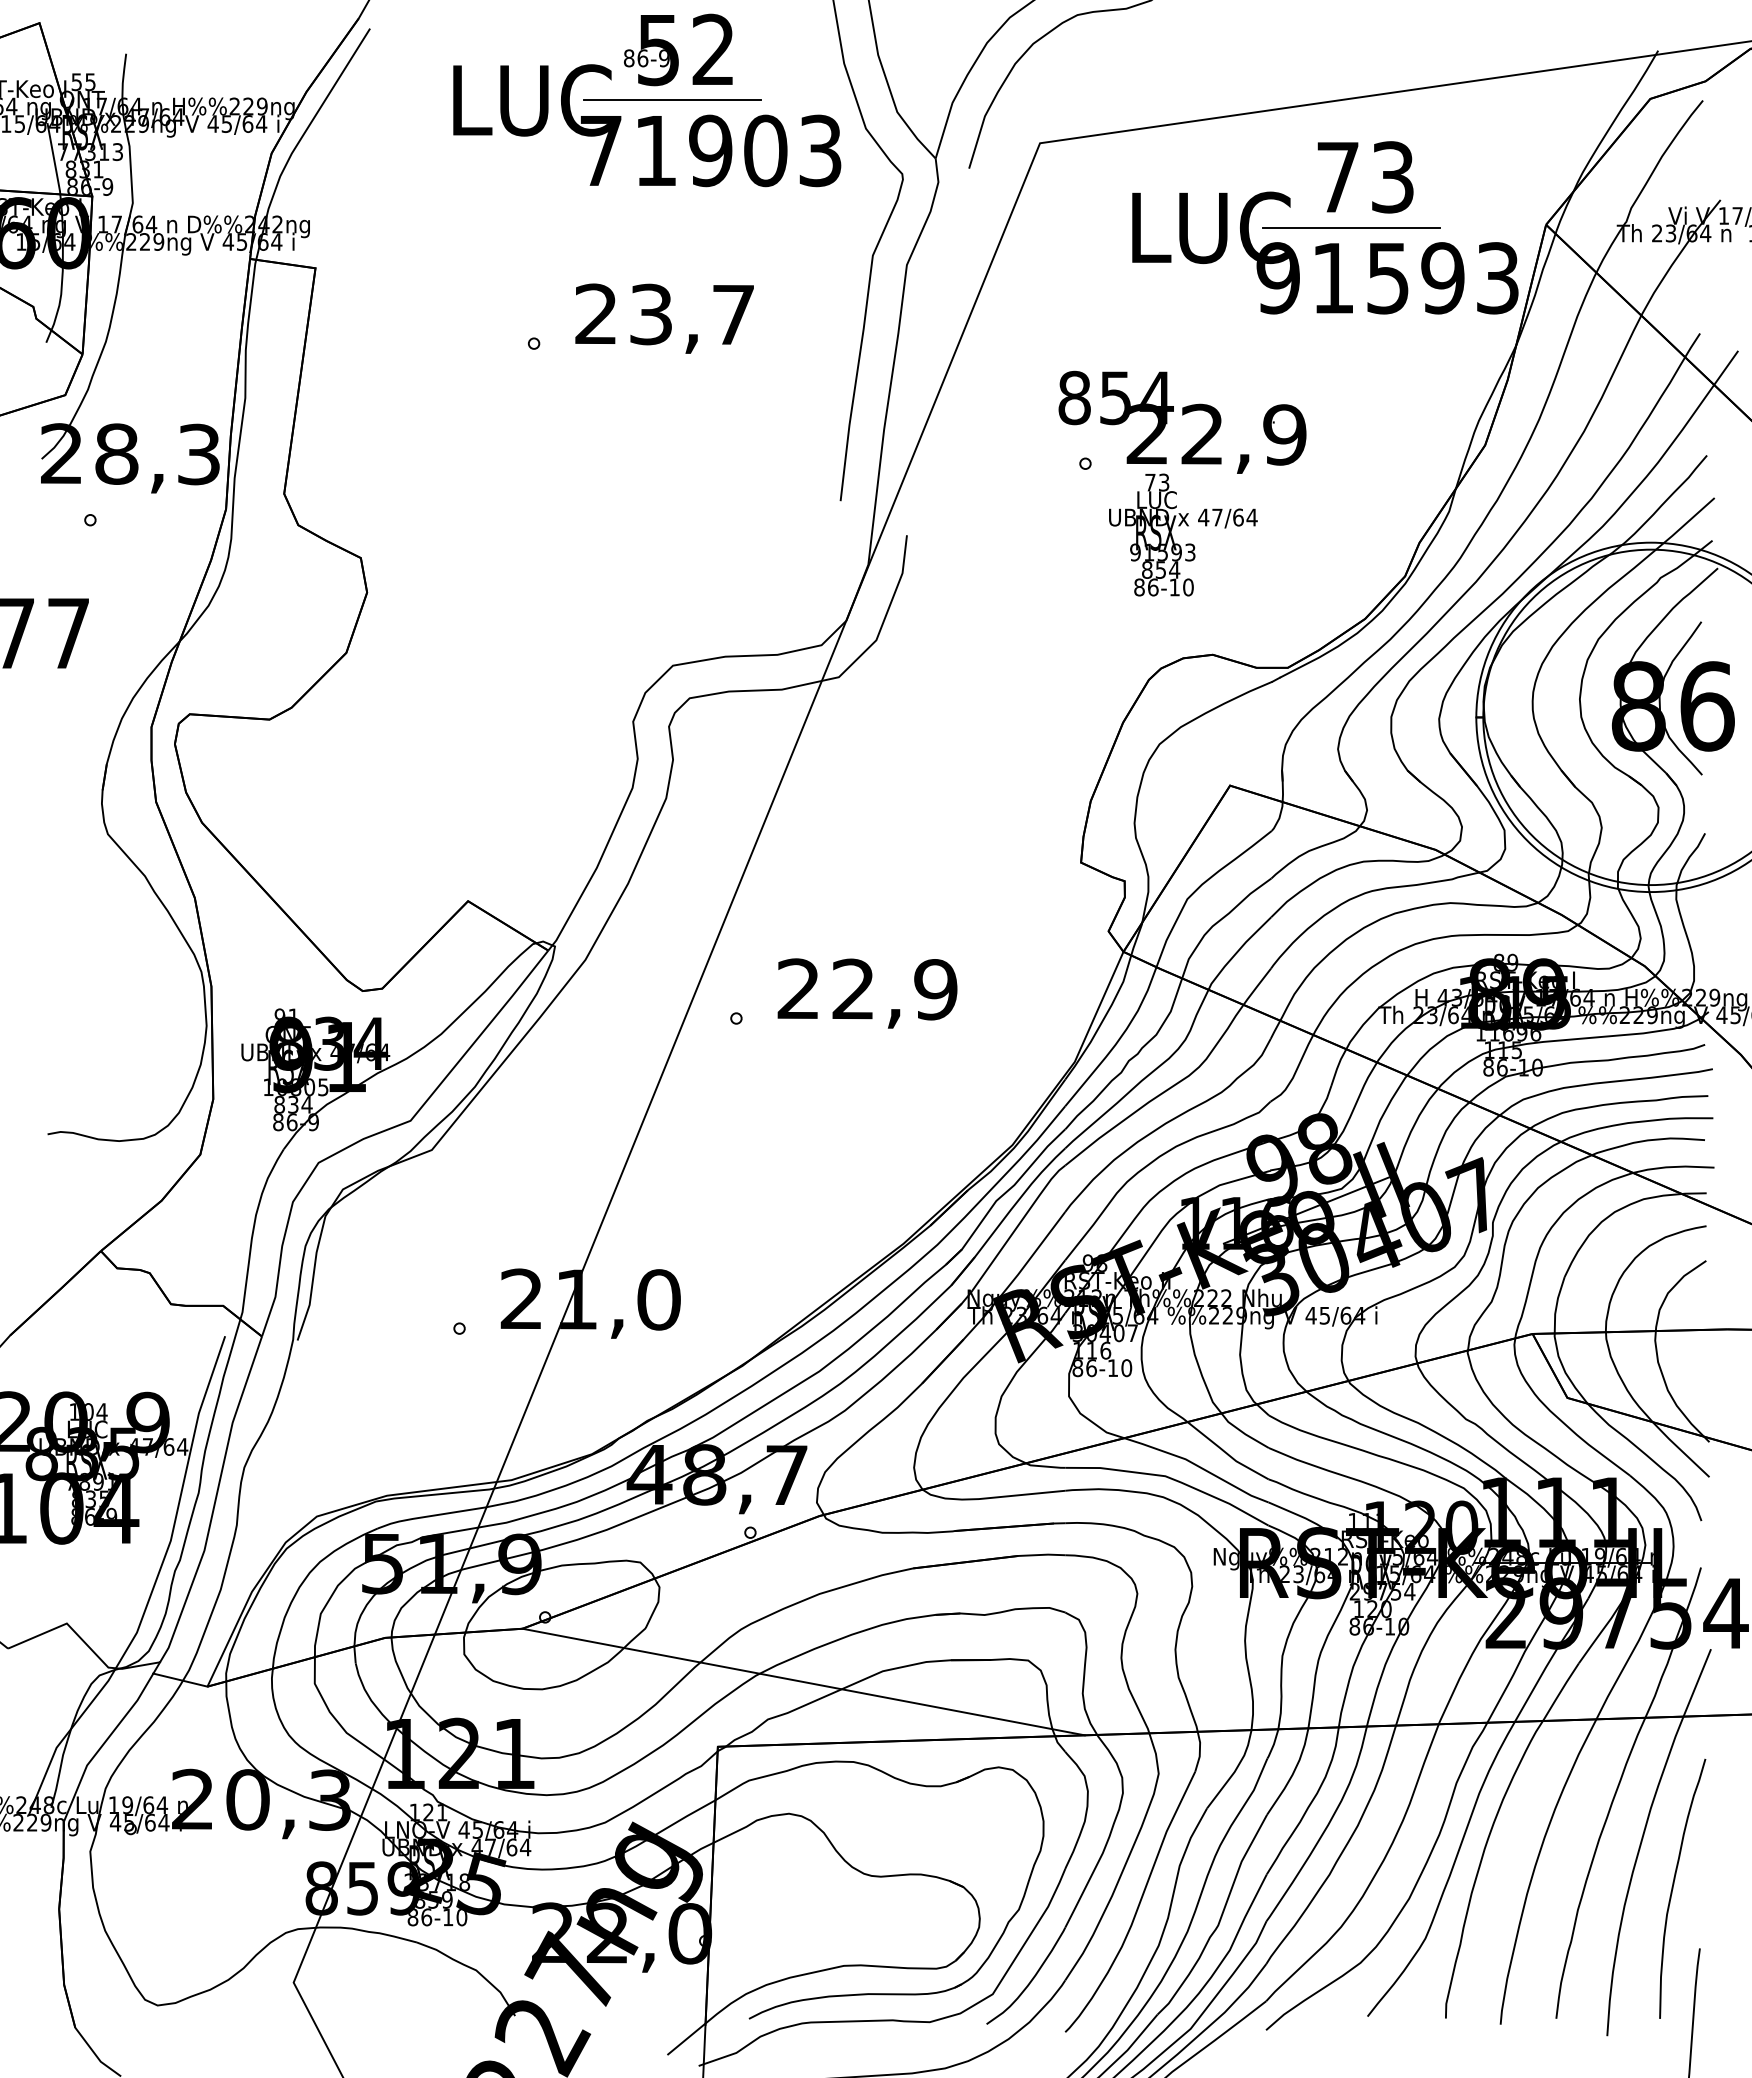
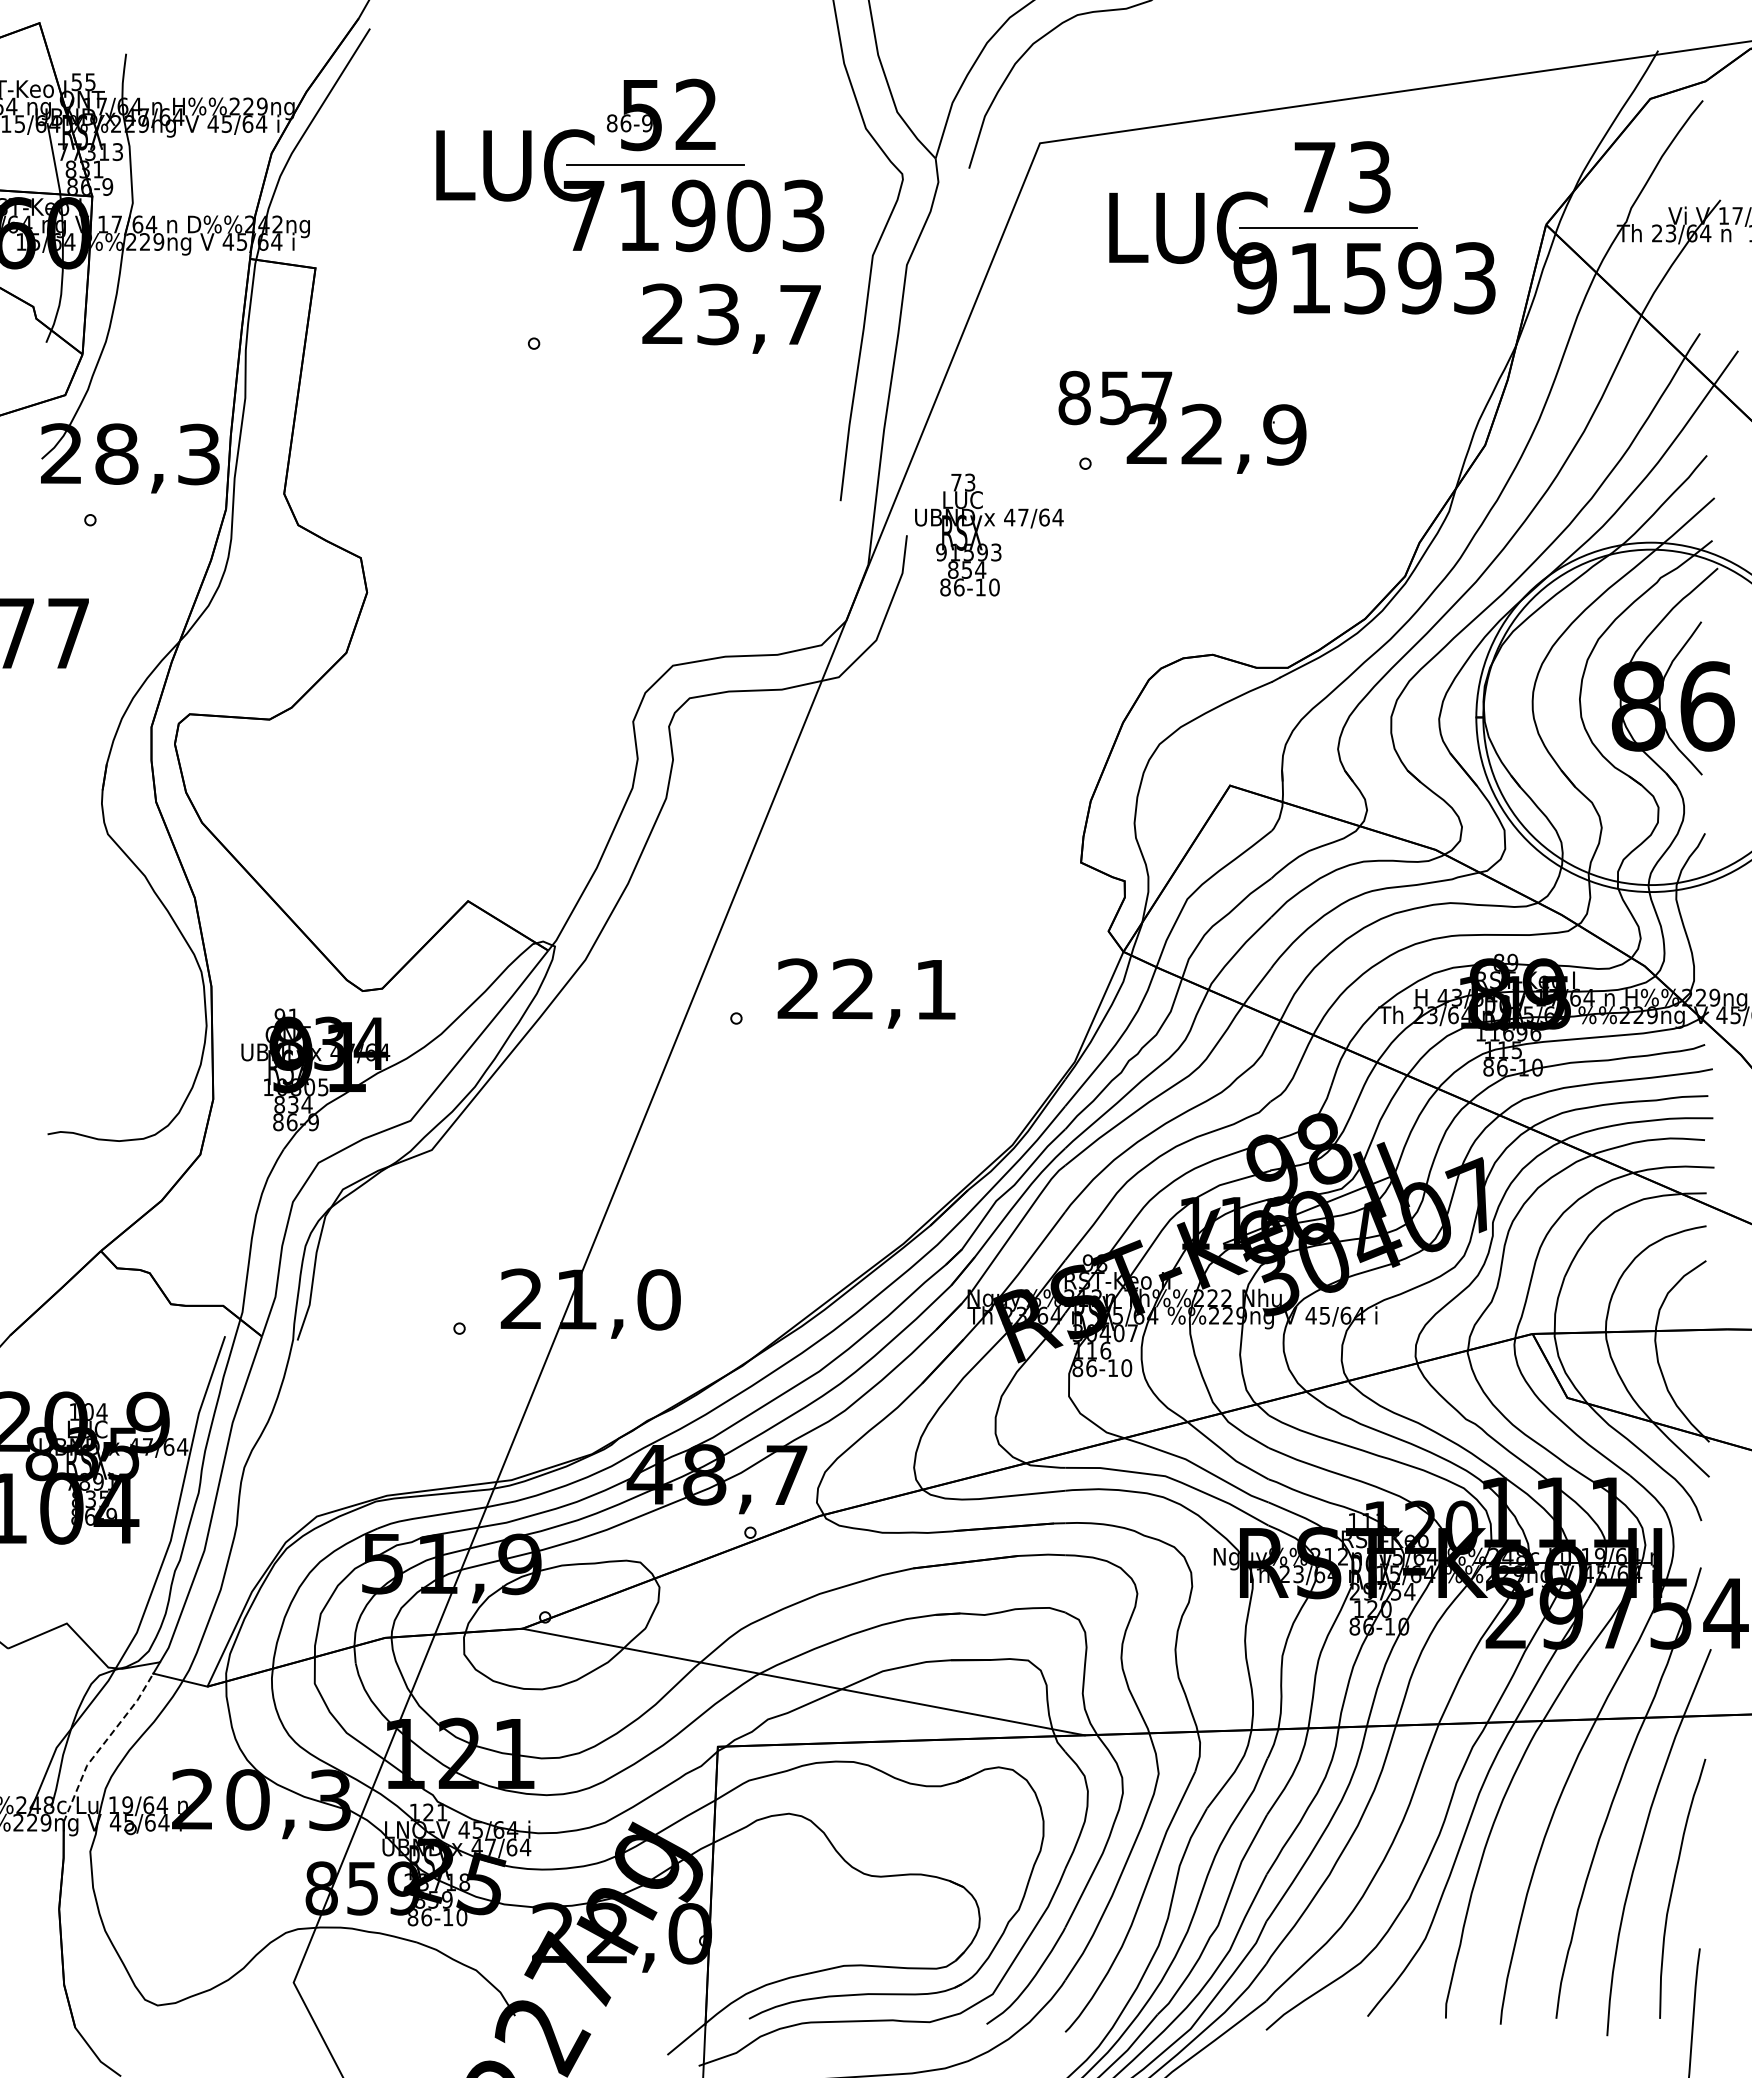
part position: (647, 100) -> (630, 165) (630, 165)
part position: (1325, 227) -> (1302, 227) (1302, 227)
text position: (664, 318) -> (731, 318) (731, 318)
text: 854 -> 857 (1156, 397)
text position: (1183, 534) -> (989, 534) (989, 534)
text: 22,9 -> 22,1 (935, 989)
line: solid -> dashed (103, 1744)
